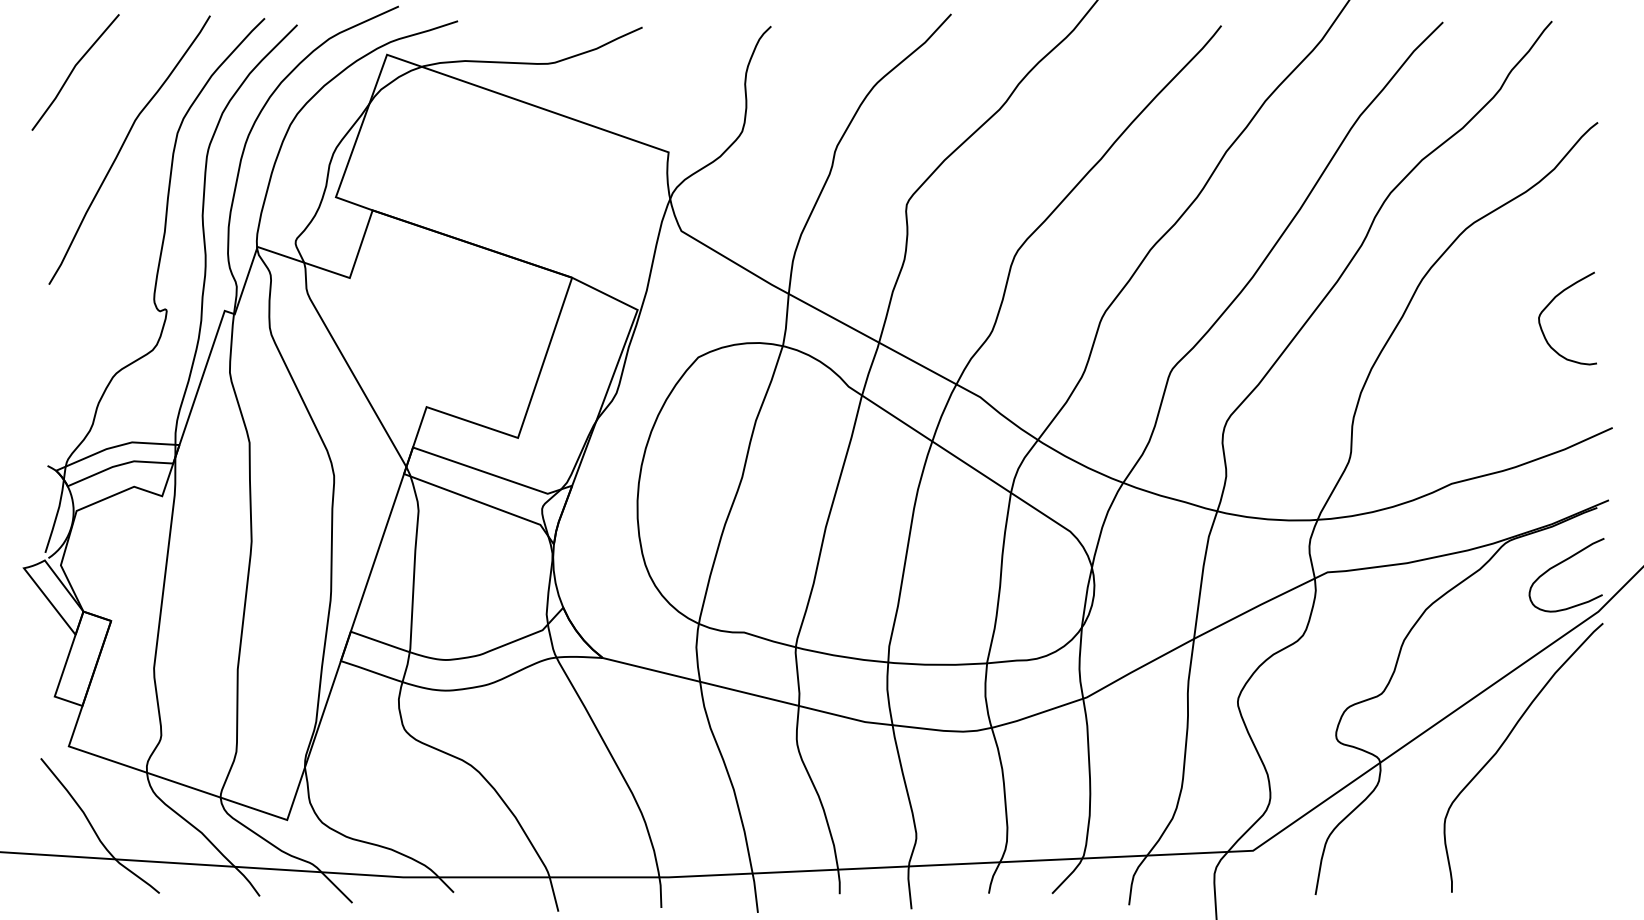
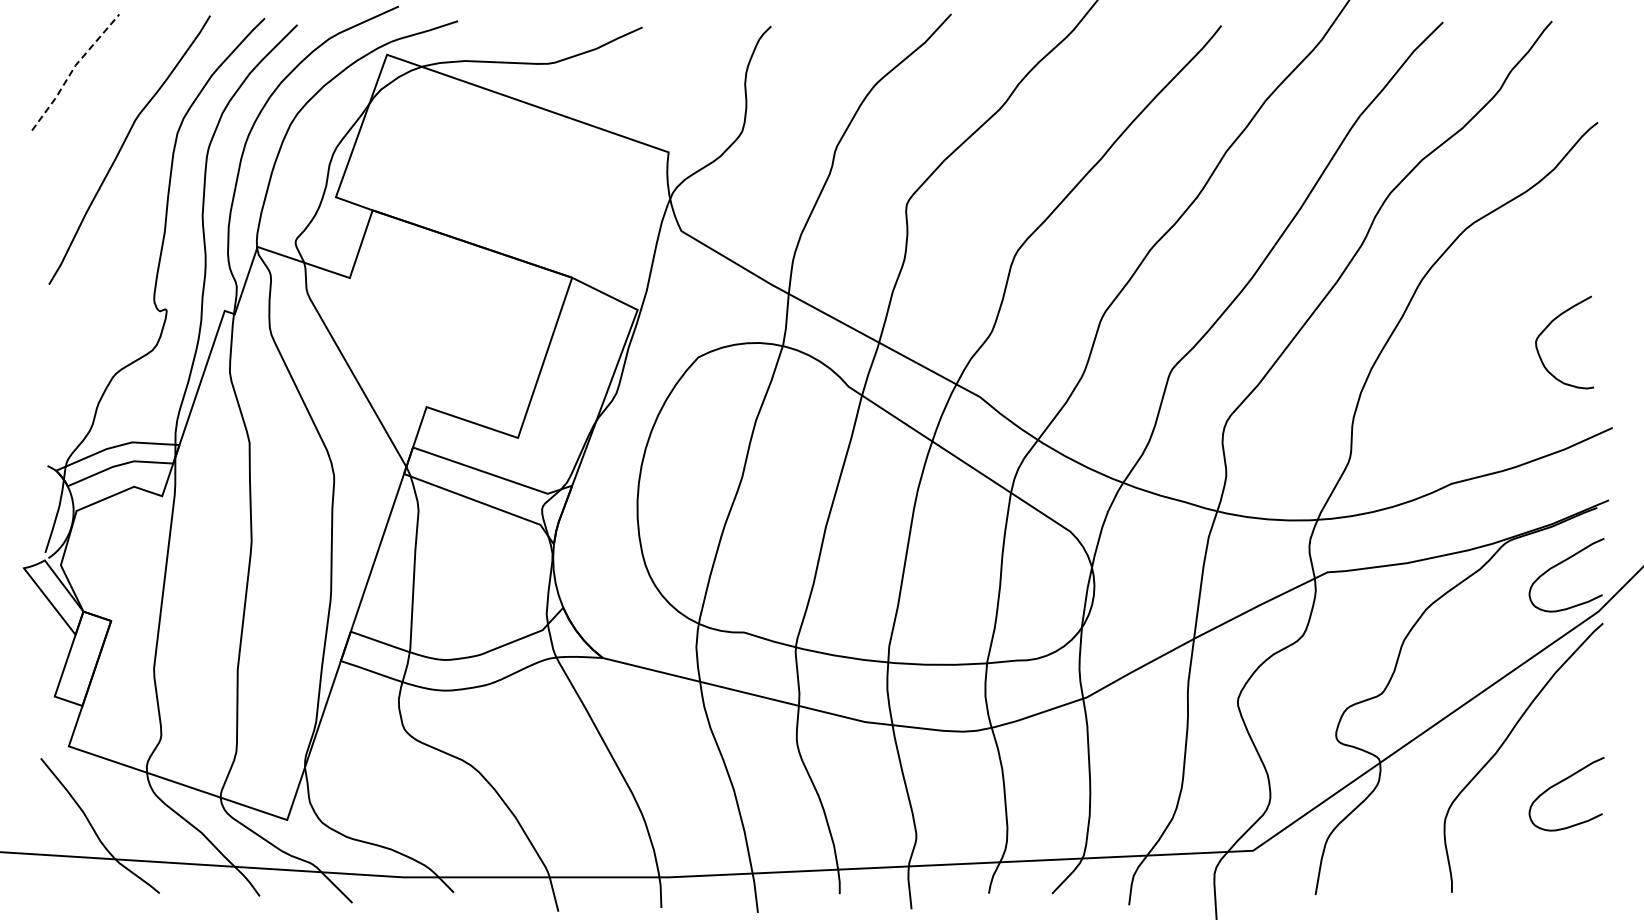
line: solid -> dashed (73, 69)
curve position: (1549, 305) -> (1546, 329) (1546, 329)
curve: none -> present (1560, 783)
